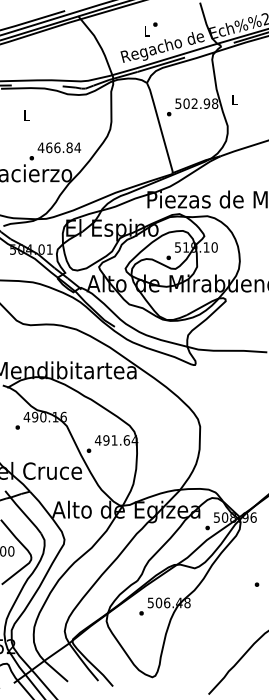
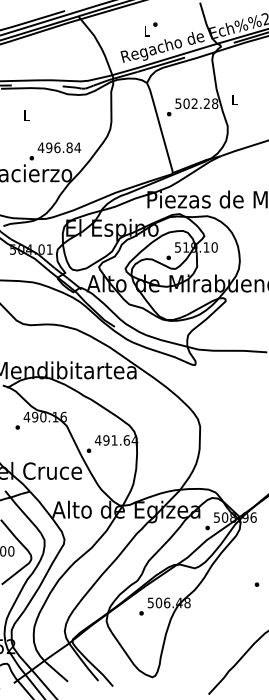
text: 502.98 -> 502.28 (206, 103)
text: 466.84 -> 496.84 (49, 147)
